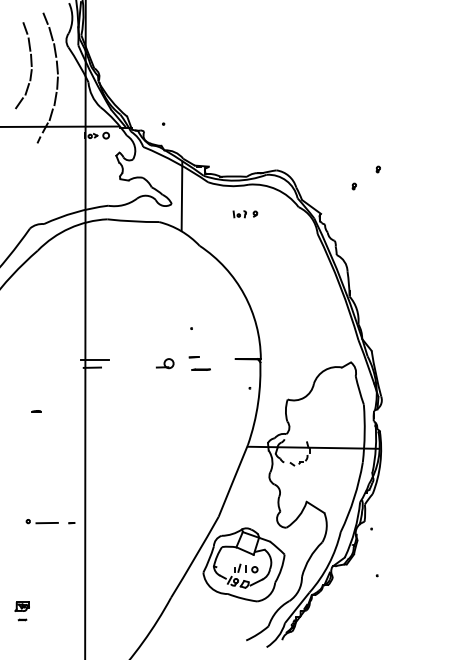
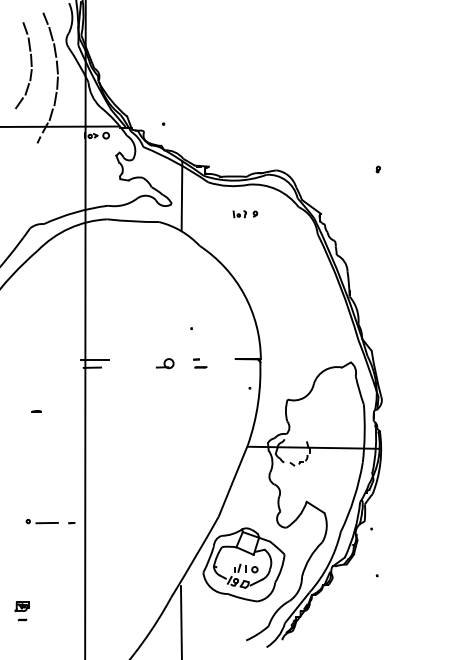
part: present -> none (353, 186)
part size: 23x15 px -> 15x11 px (200, 363)
line: none -> present (180, 621)
